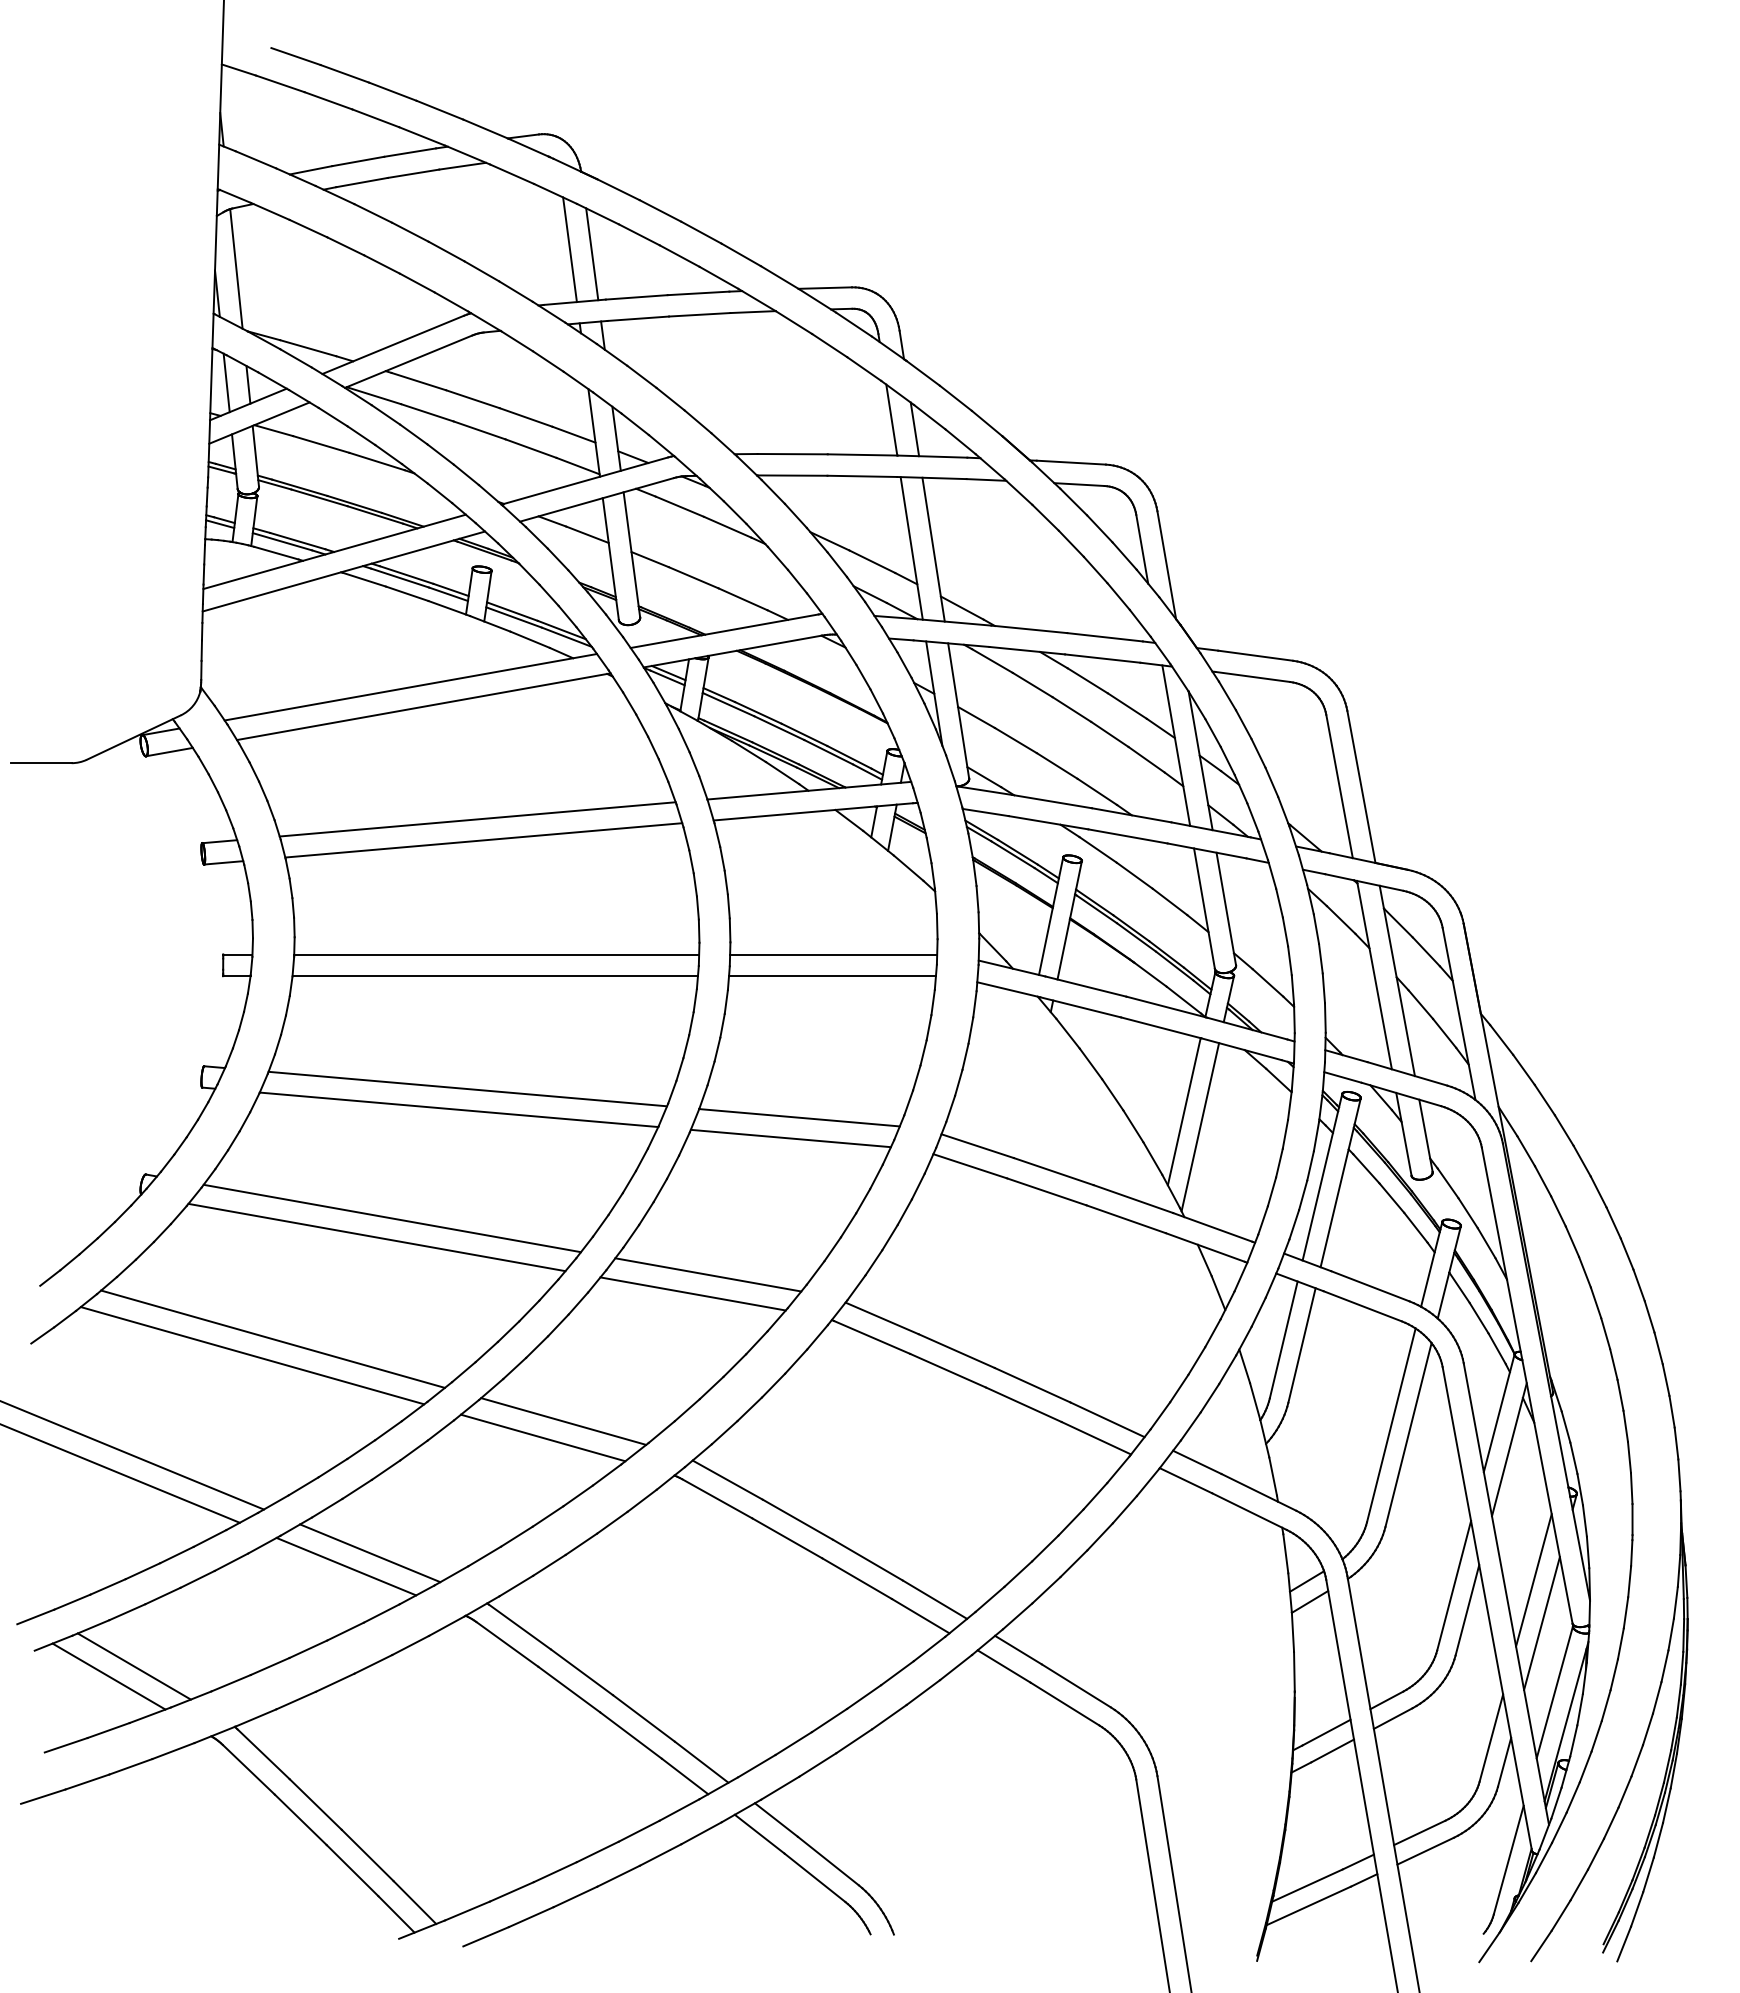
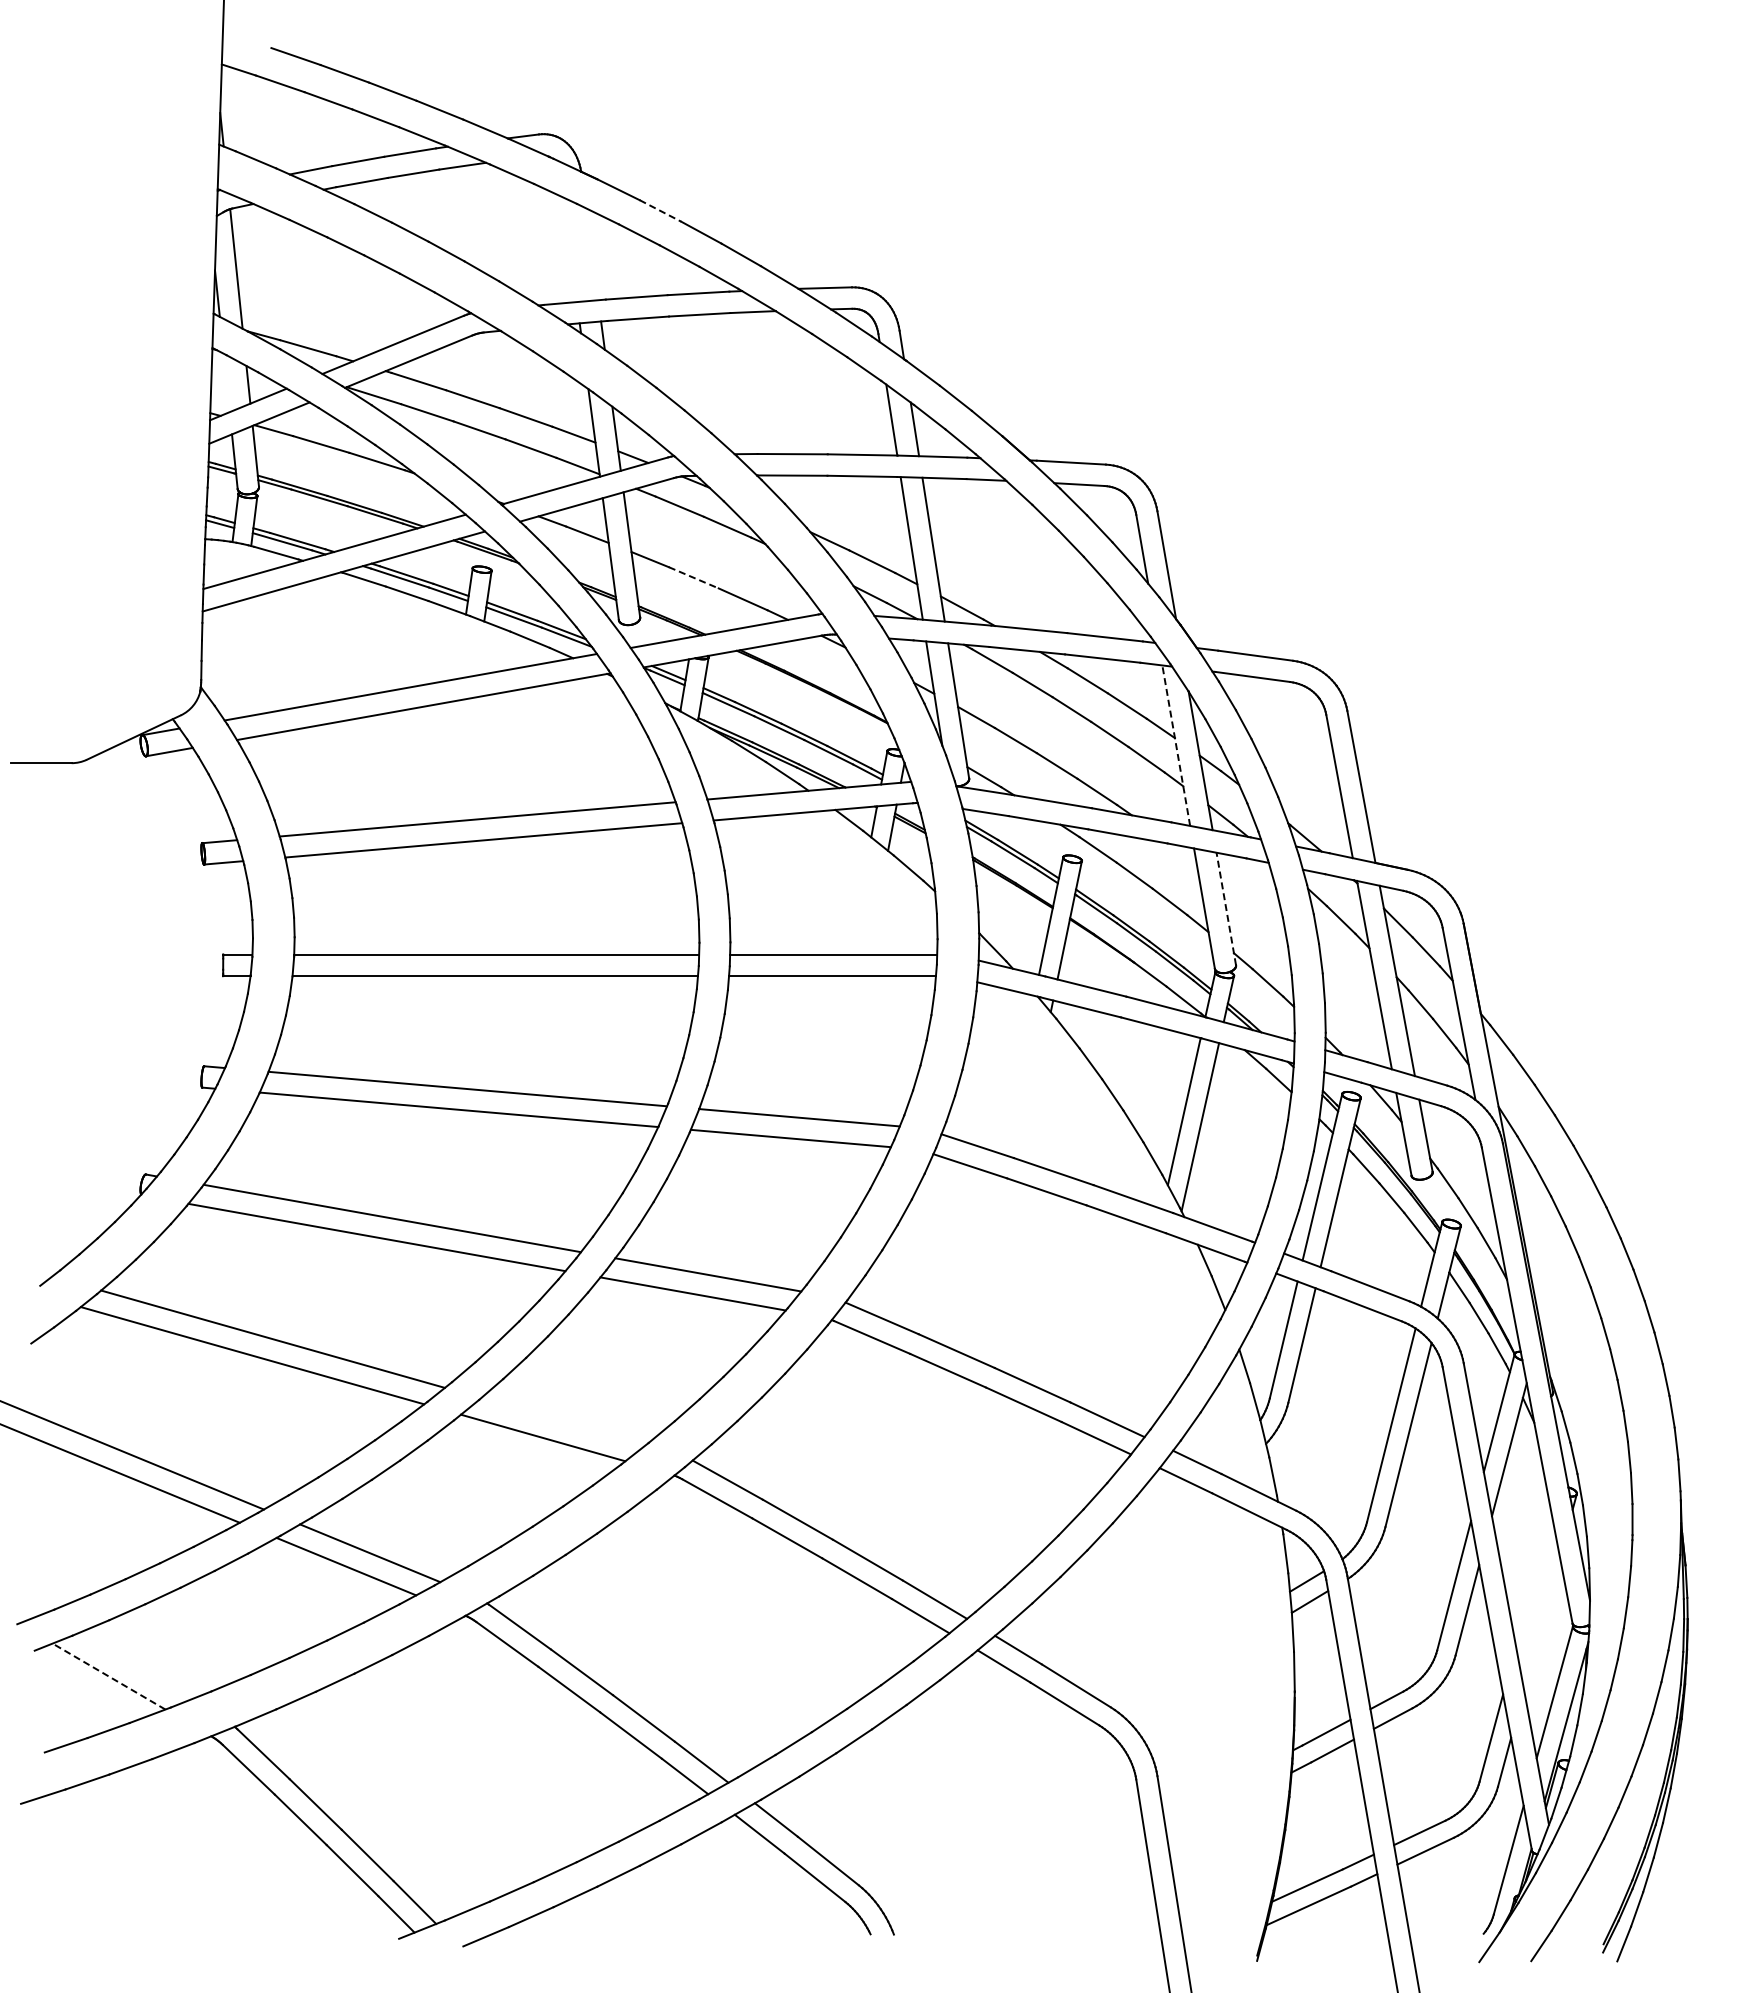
line: solid -> dashed (660, 211)
line: present -> none (569, 249)
line: present -> none (592, 254)
line: present -> none (226, 382)
line: solid -> dashed (694, 578)
line: solid -> dashed (1176, 745)
line: solid -> dashed (1226, 908)
line: present -> none (563, 1421)
line: present -> none (1533, 1580)
line: present -> none (1541, 1623)
line: present -> none (133, 1666)
line: solid -> dashed (108, 1676)
